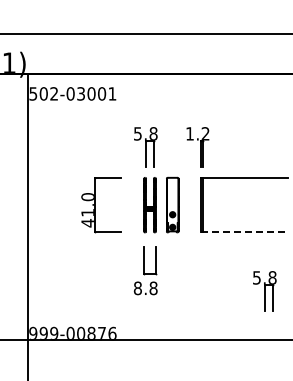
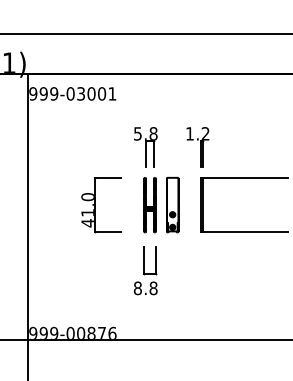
text: 502-03001 -> 999-03001 (43, 93)
line: dashed -> solid (245, 232)
part: present -> none (264, 291)
